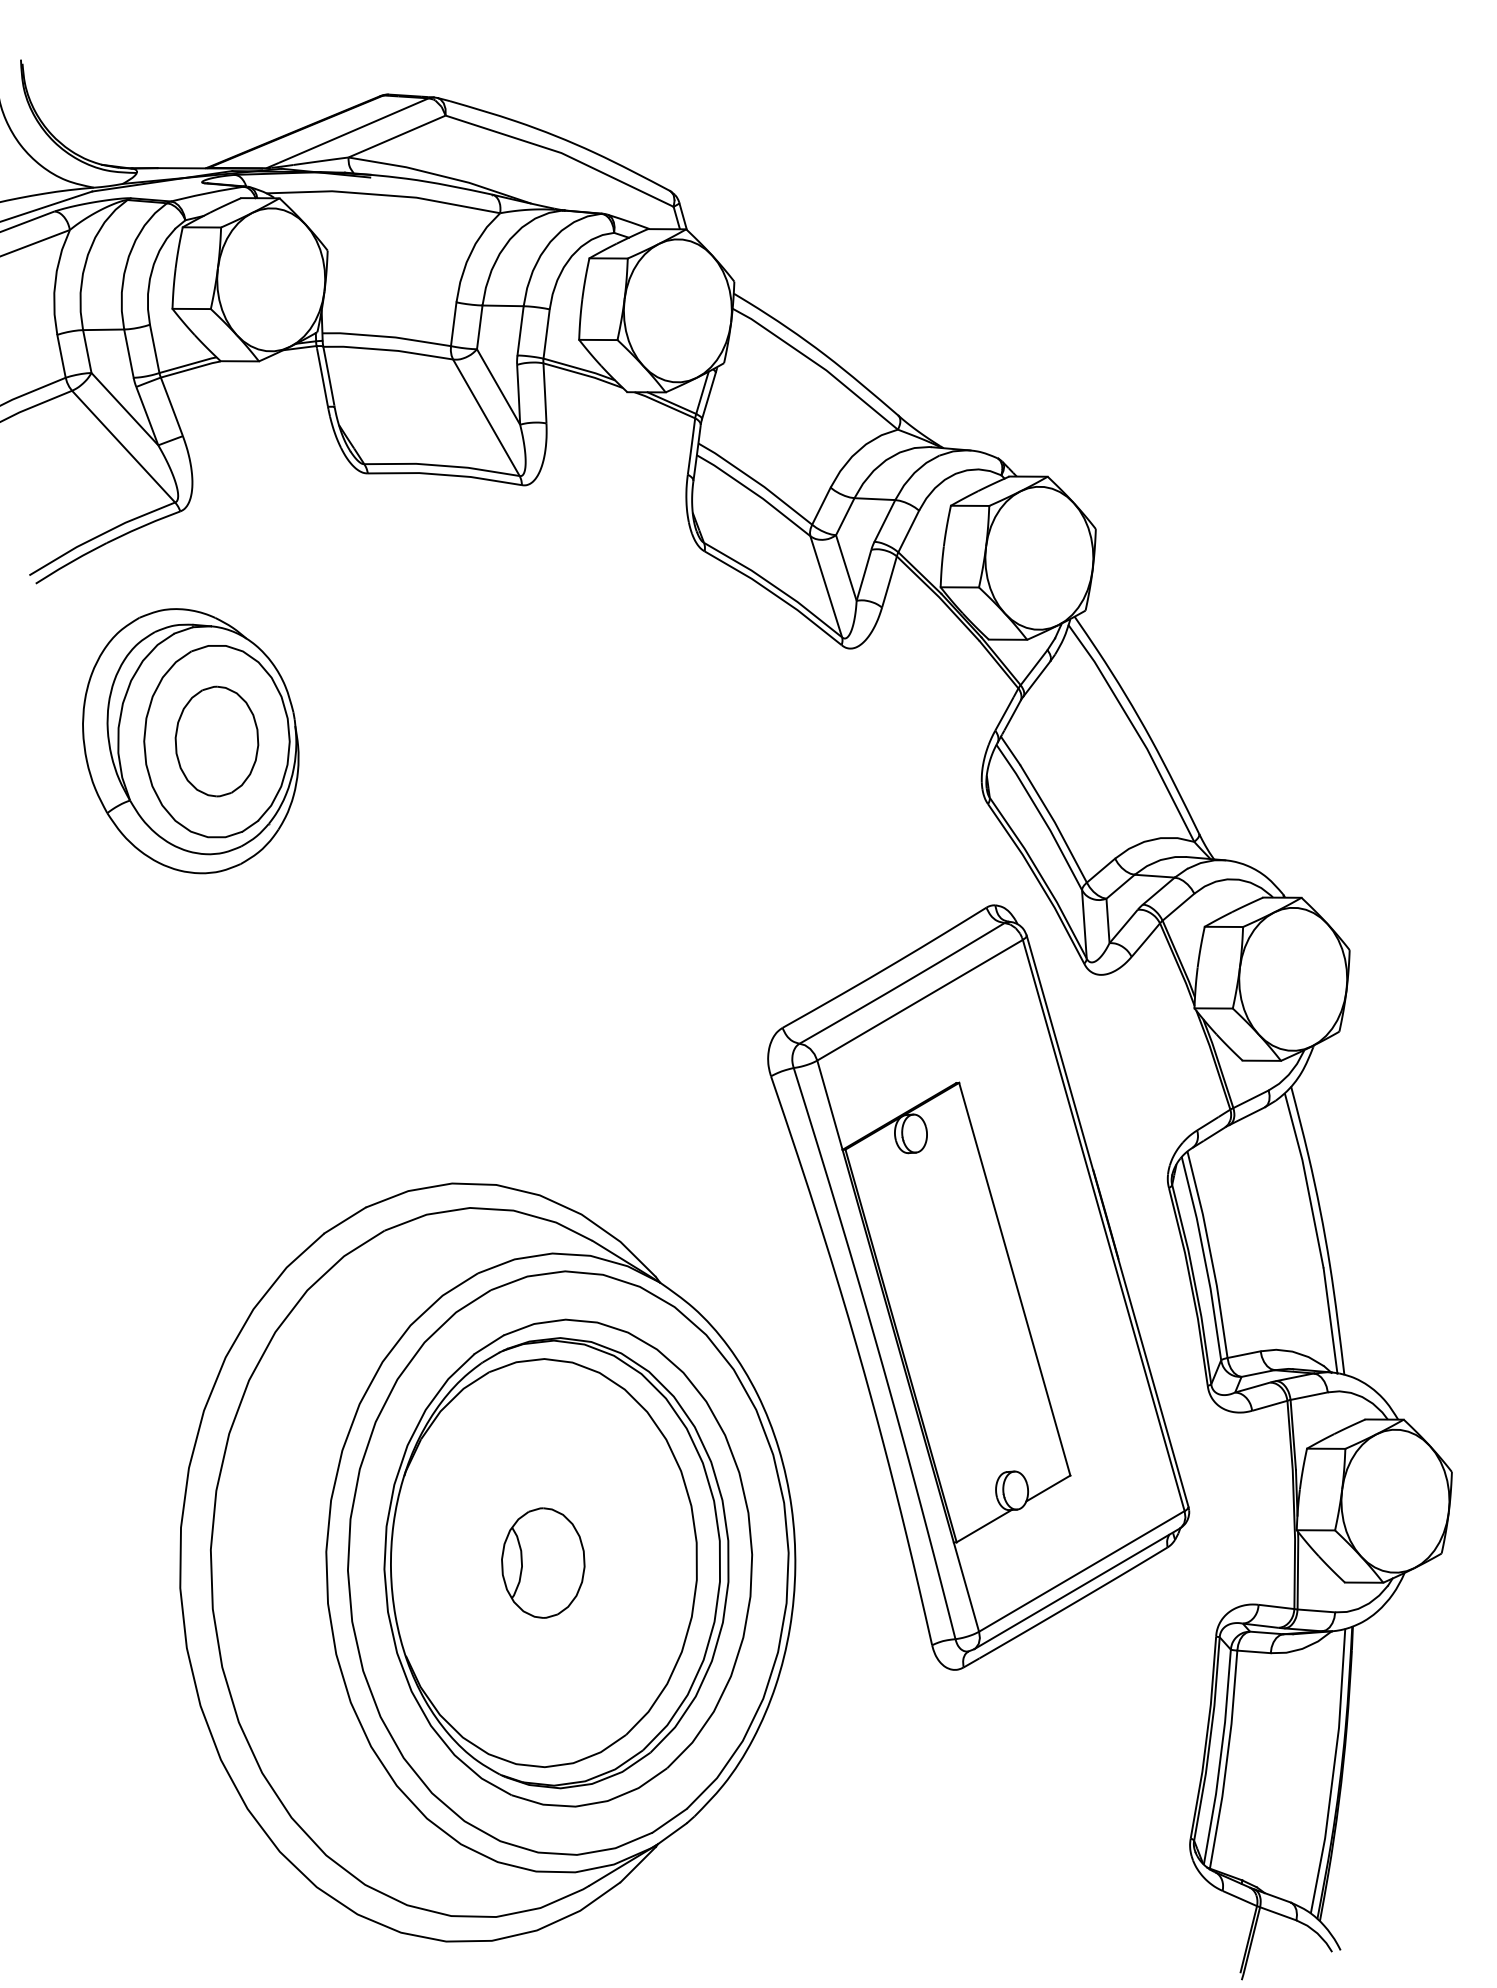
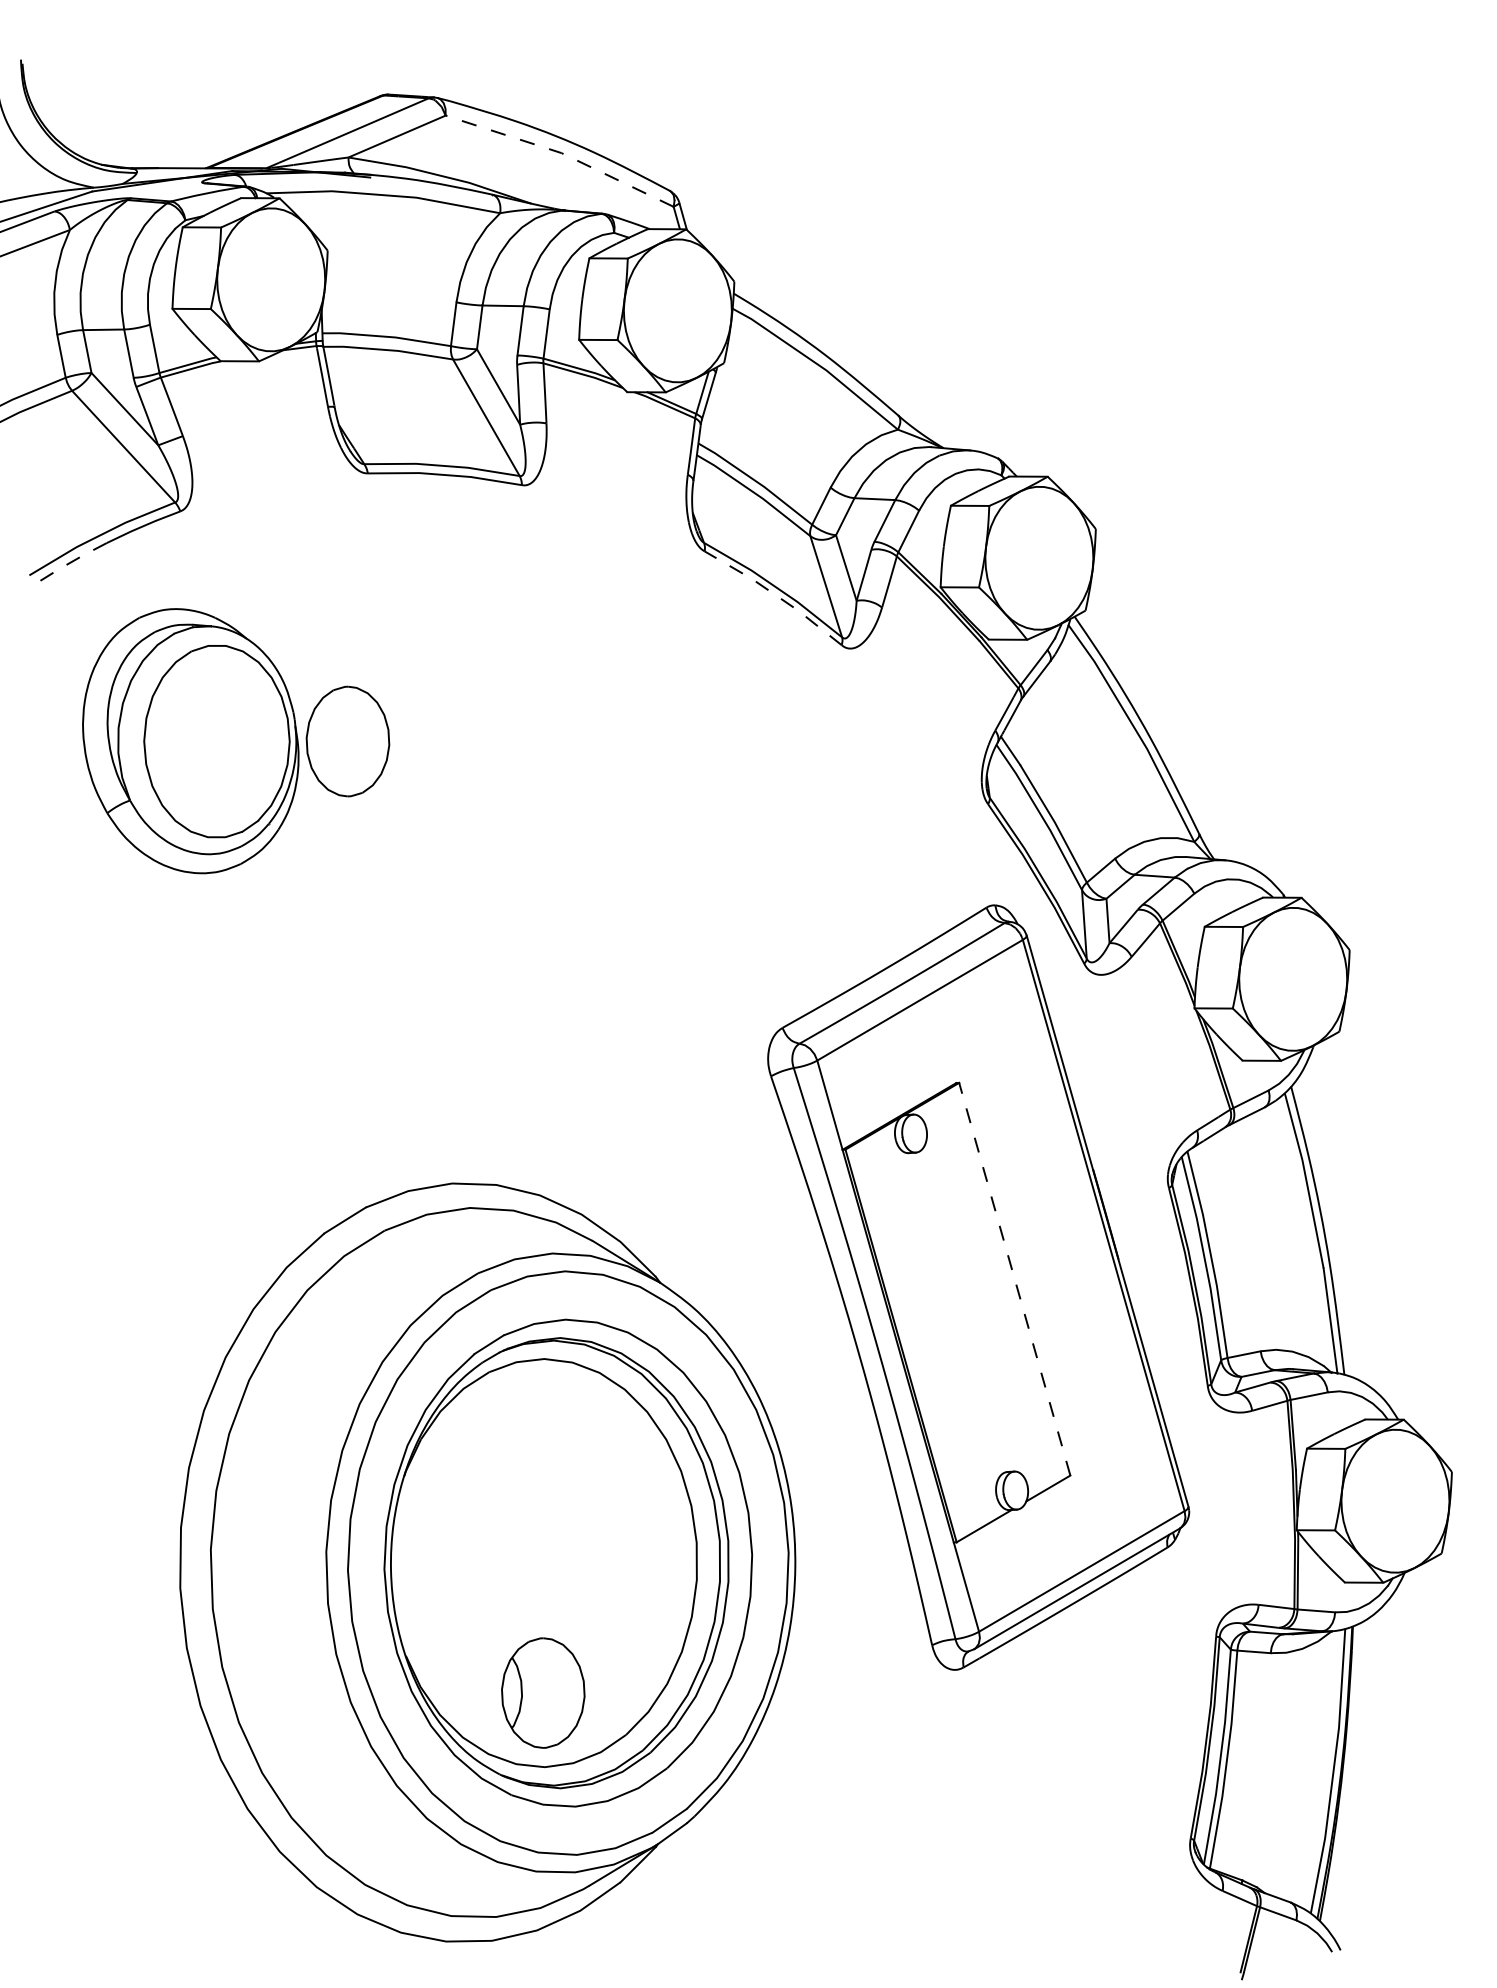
line: solid -> dashed (562, 153)
line: solid -> dashed (70, 562)
line: solid -> dashed (775, 595)
part position: (216, 741) -> (347, 741) (347, 741)
line: solid -> dashed (1014, 1278)
part position: (543, 1562) -> (543, 1692) (543, 1692)
